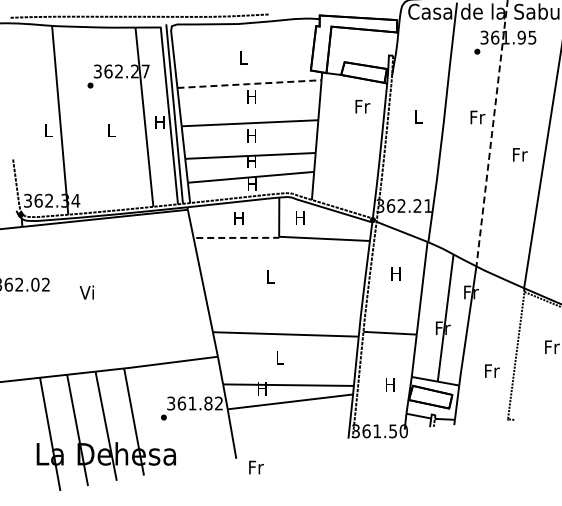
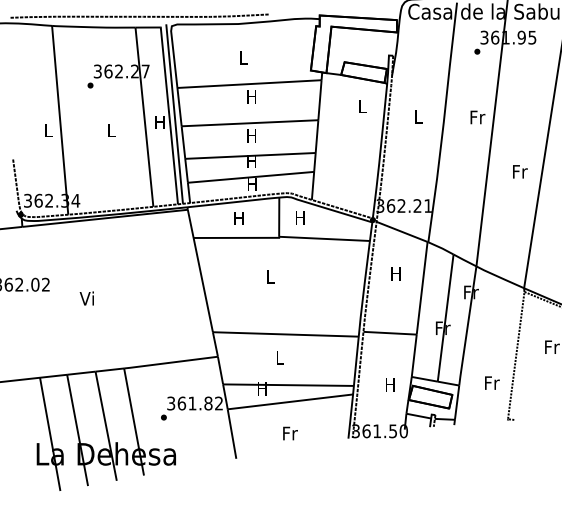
line: dashed -> solid (249, 84)
text: Fr -> L (362, 106)
line: dashed -> solid (492, 133)
text position: (520, 154) -> (520, 171) (520, 171)
line: dashed -> solid (237, 237)
text position: (86, 292) -> (86, 298) (86, 298)
text position: (492, 370) -> (492, 382) (492, 382)
text position: (256, 467) -> (290, 433) (290, 433)
